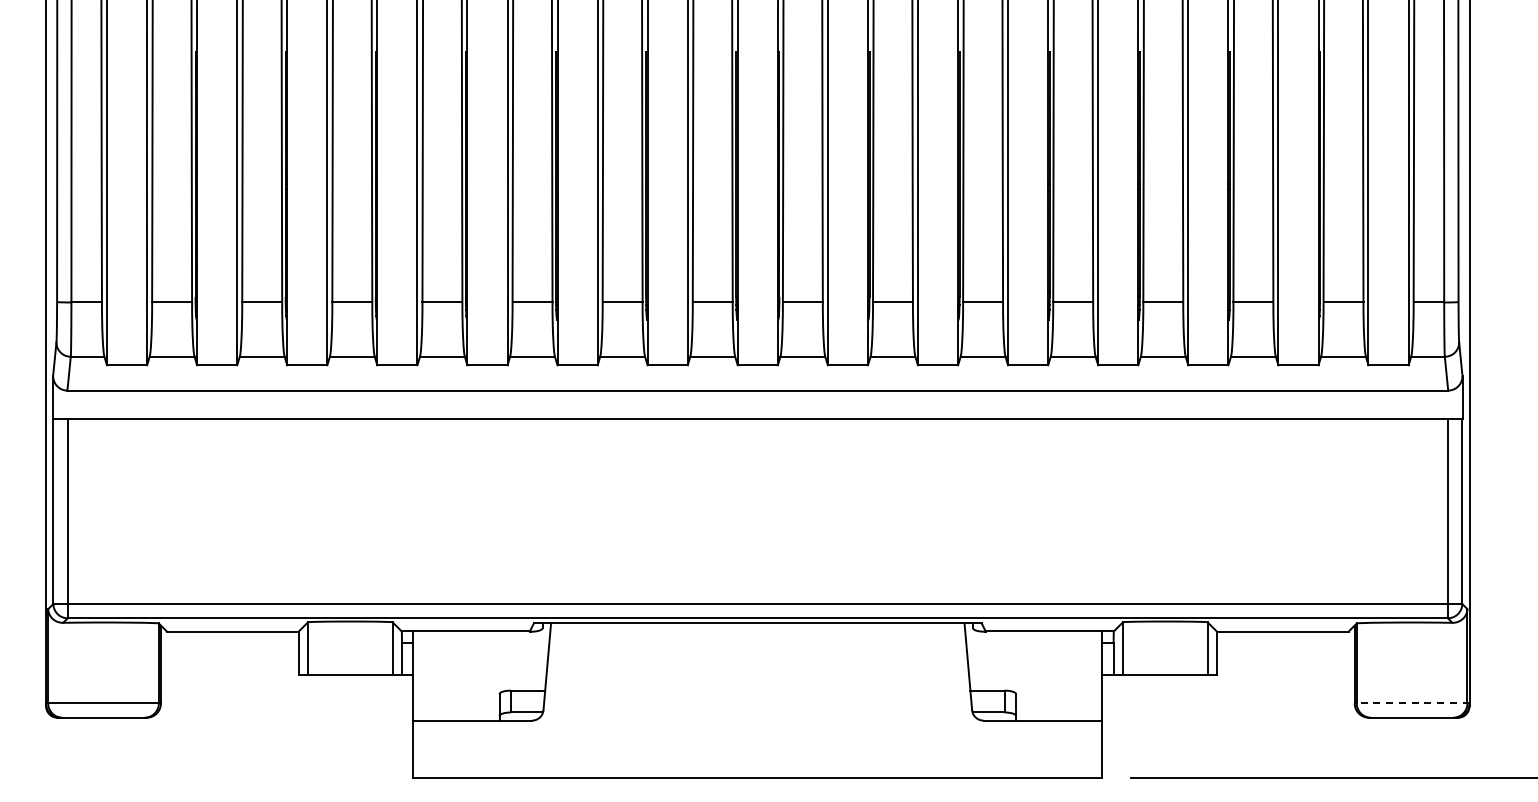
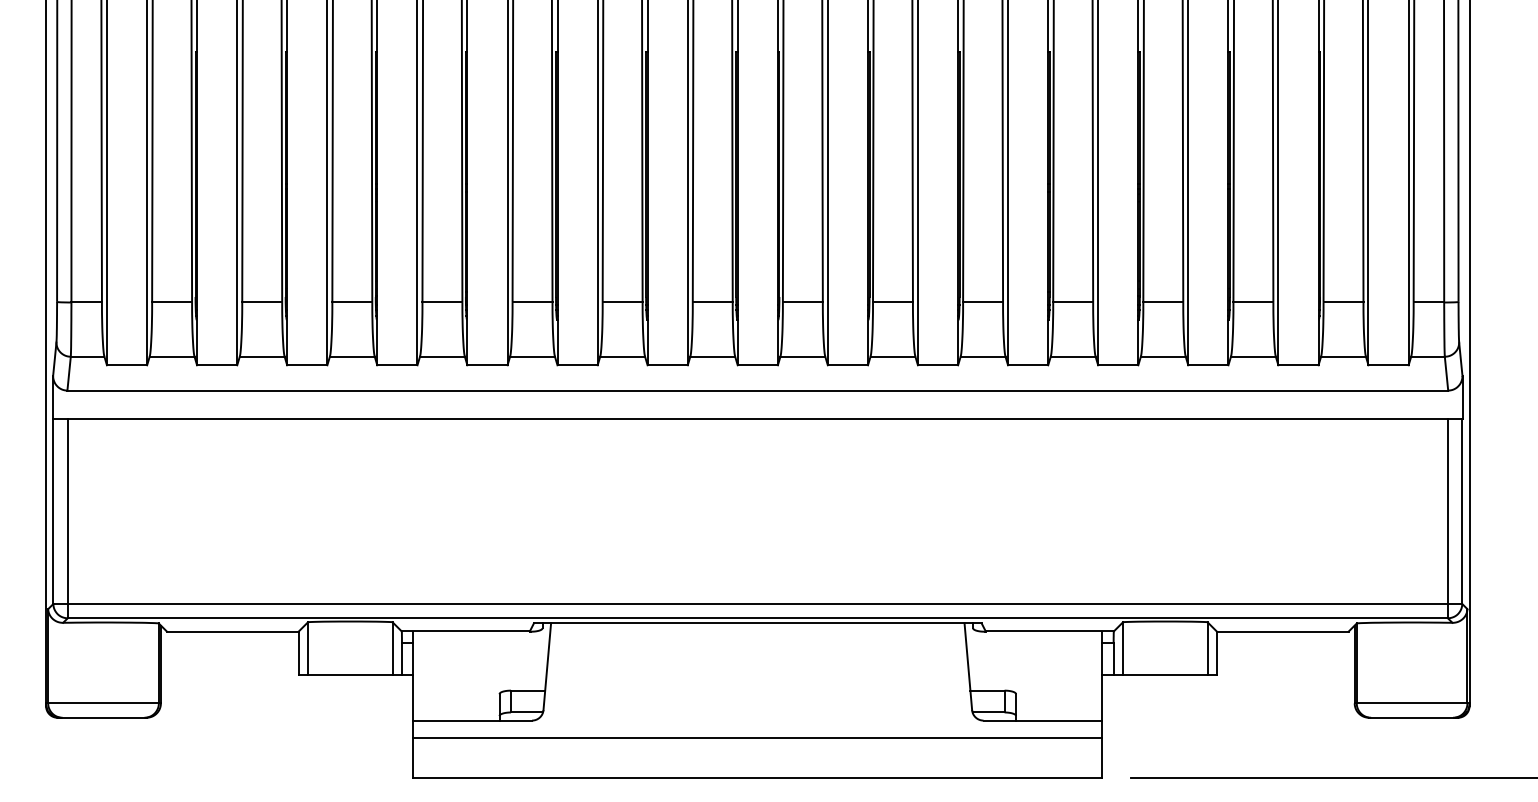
line: dashed -> solid (1411, 703)
line: none -> present (757, 737)
